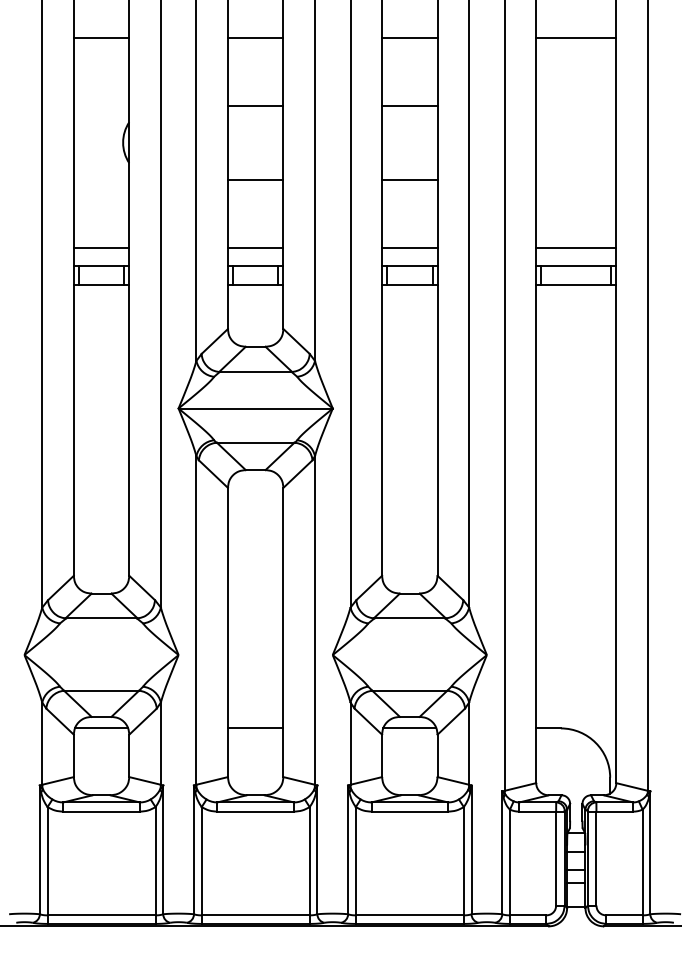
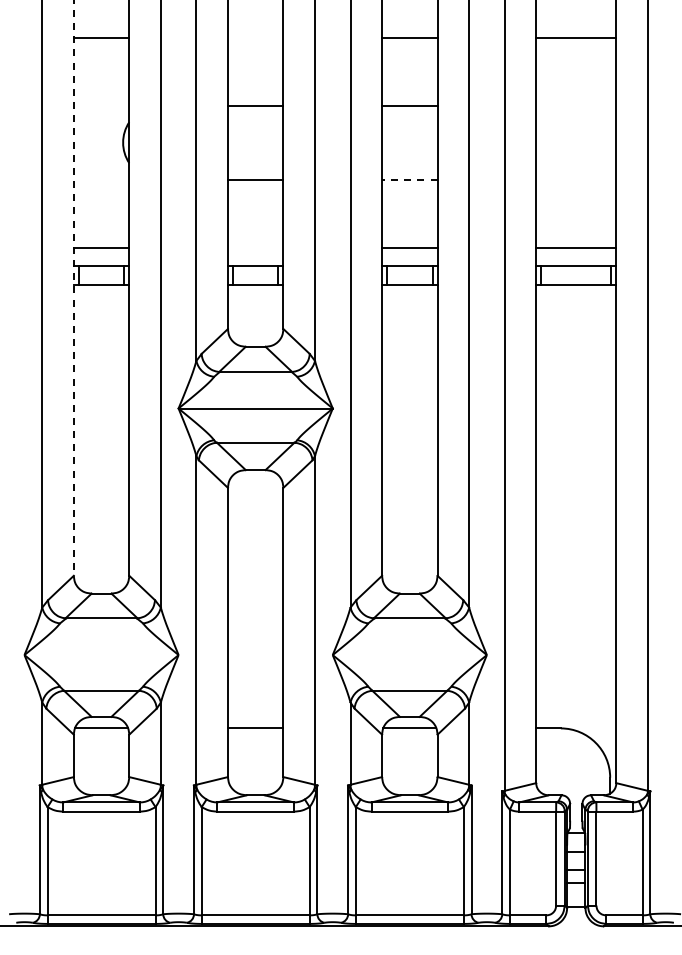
line: present -> none (255, 37)
line: solid -> dashed (409, 179)
line: present -> none (255, 247)
line: solid -> dashed (73, 288)
